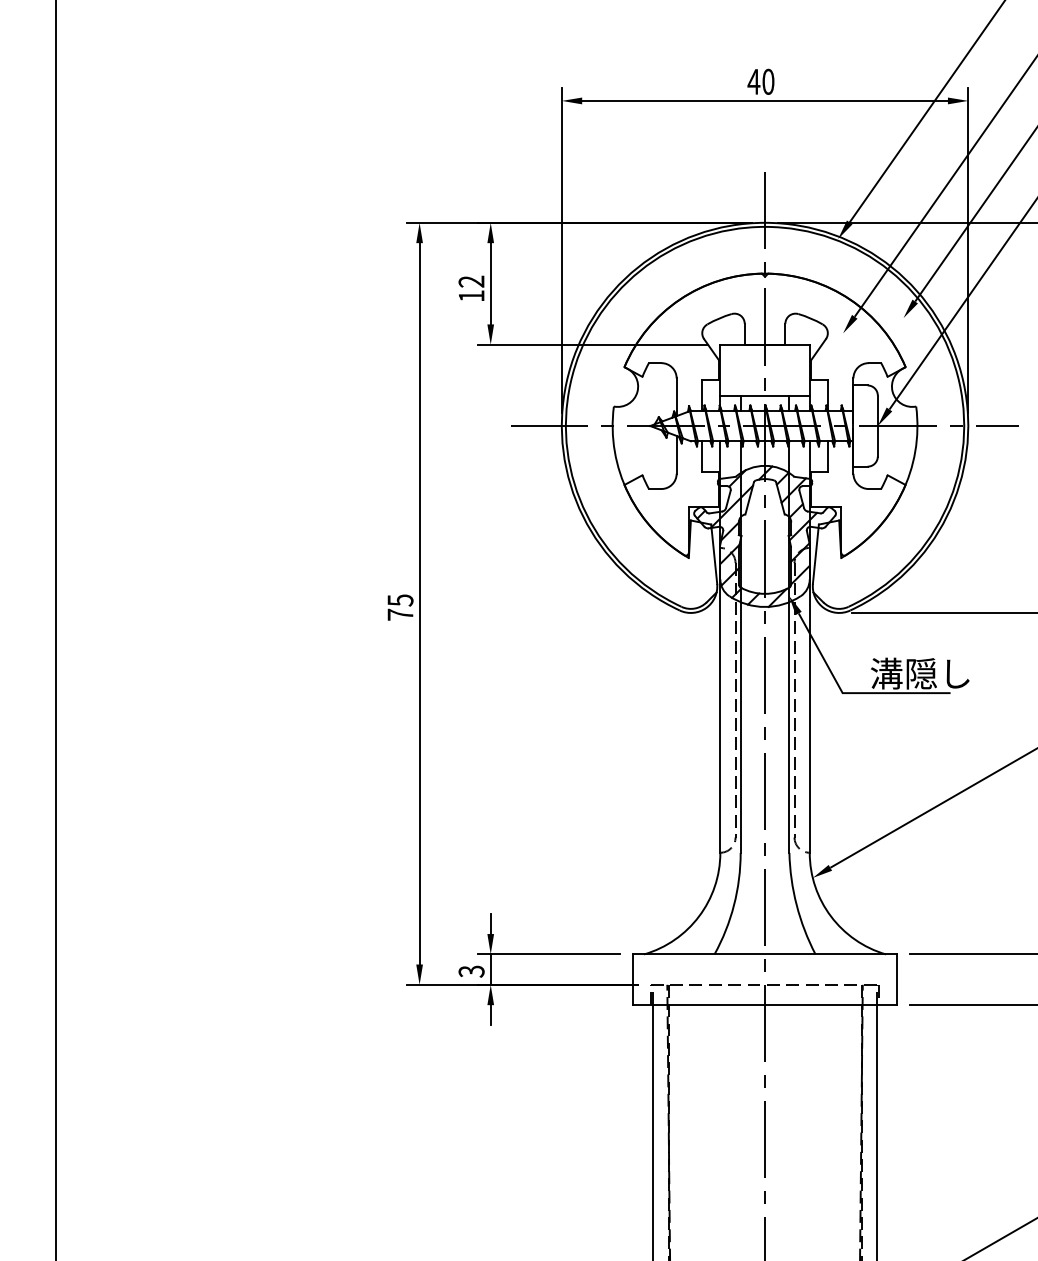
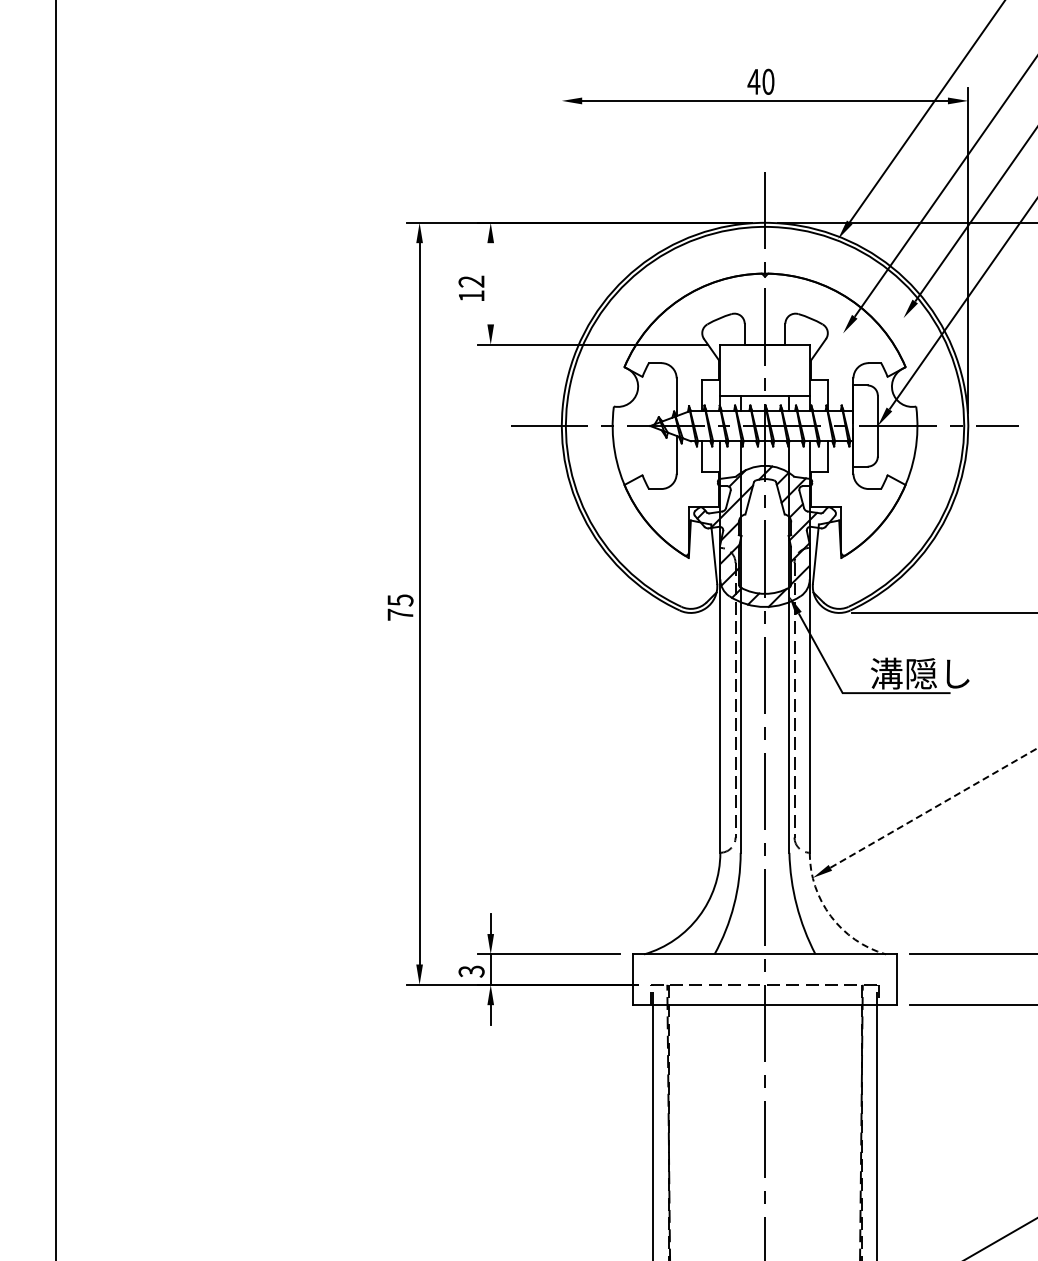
line: present -> none (561, 250)
line: present -> none (490, 283)
line: solid -> dashed (934, 807)
arc: solid -> dashed (830, 916)
